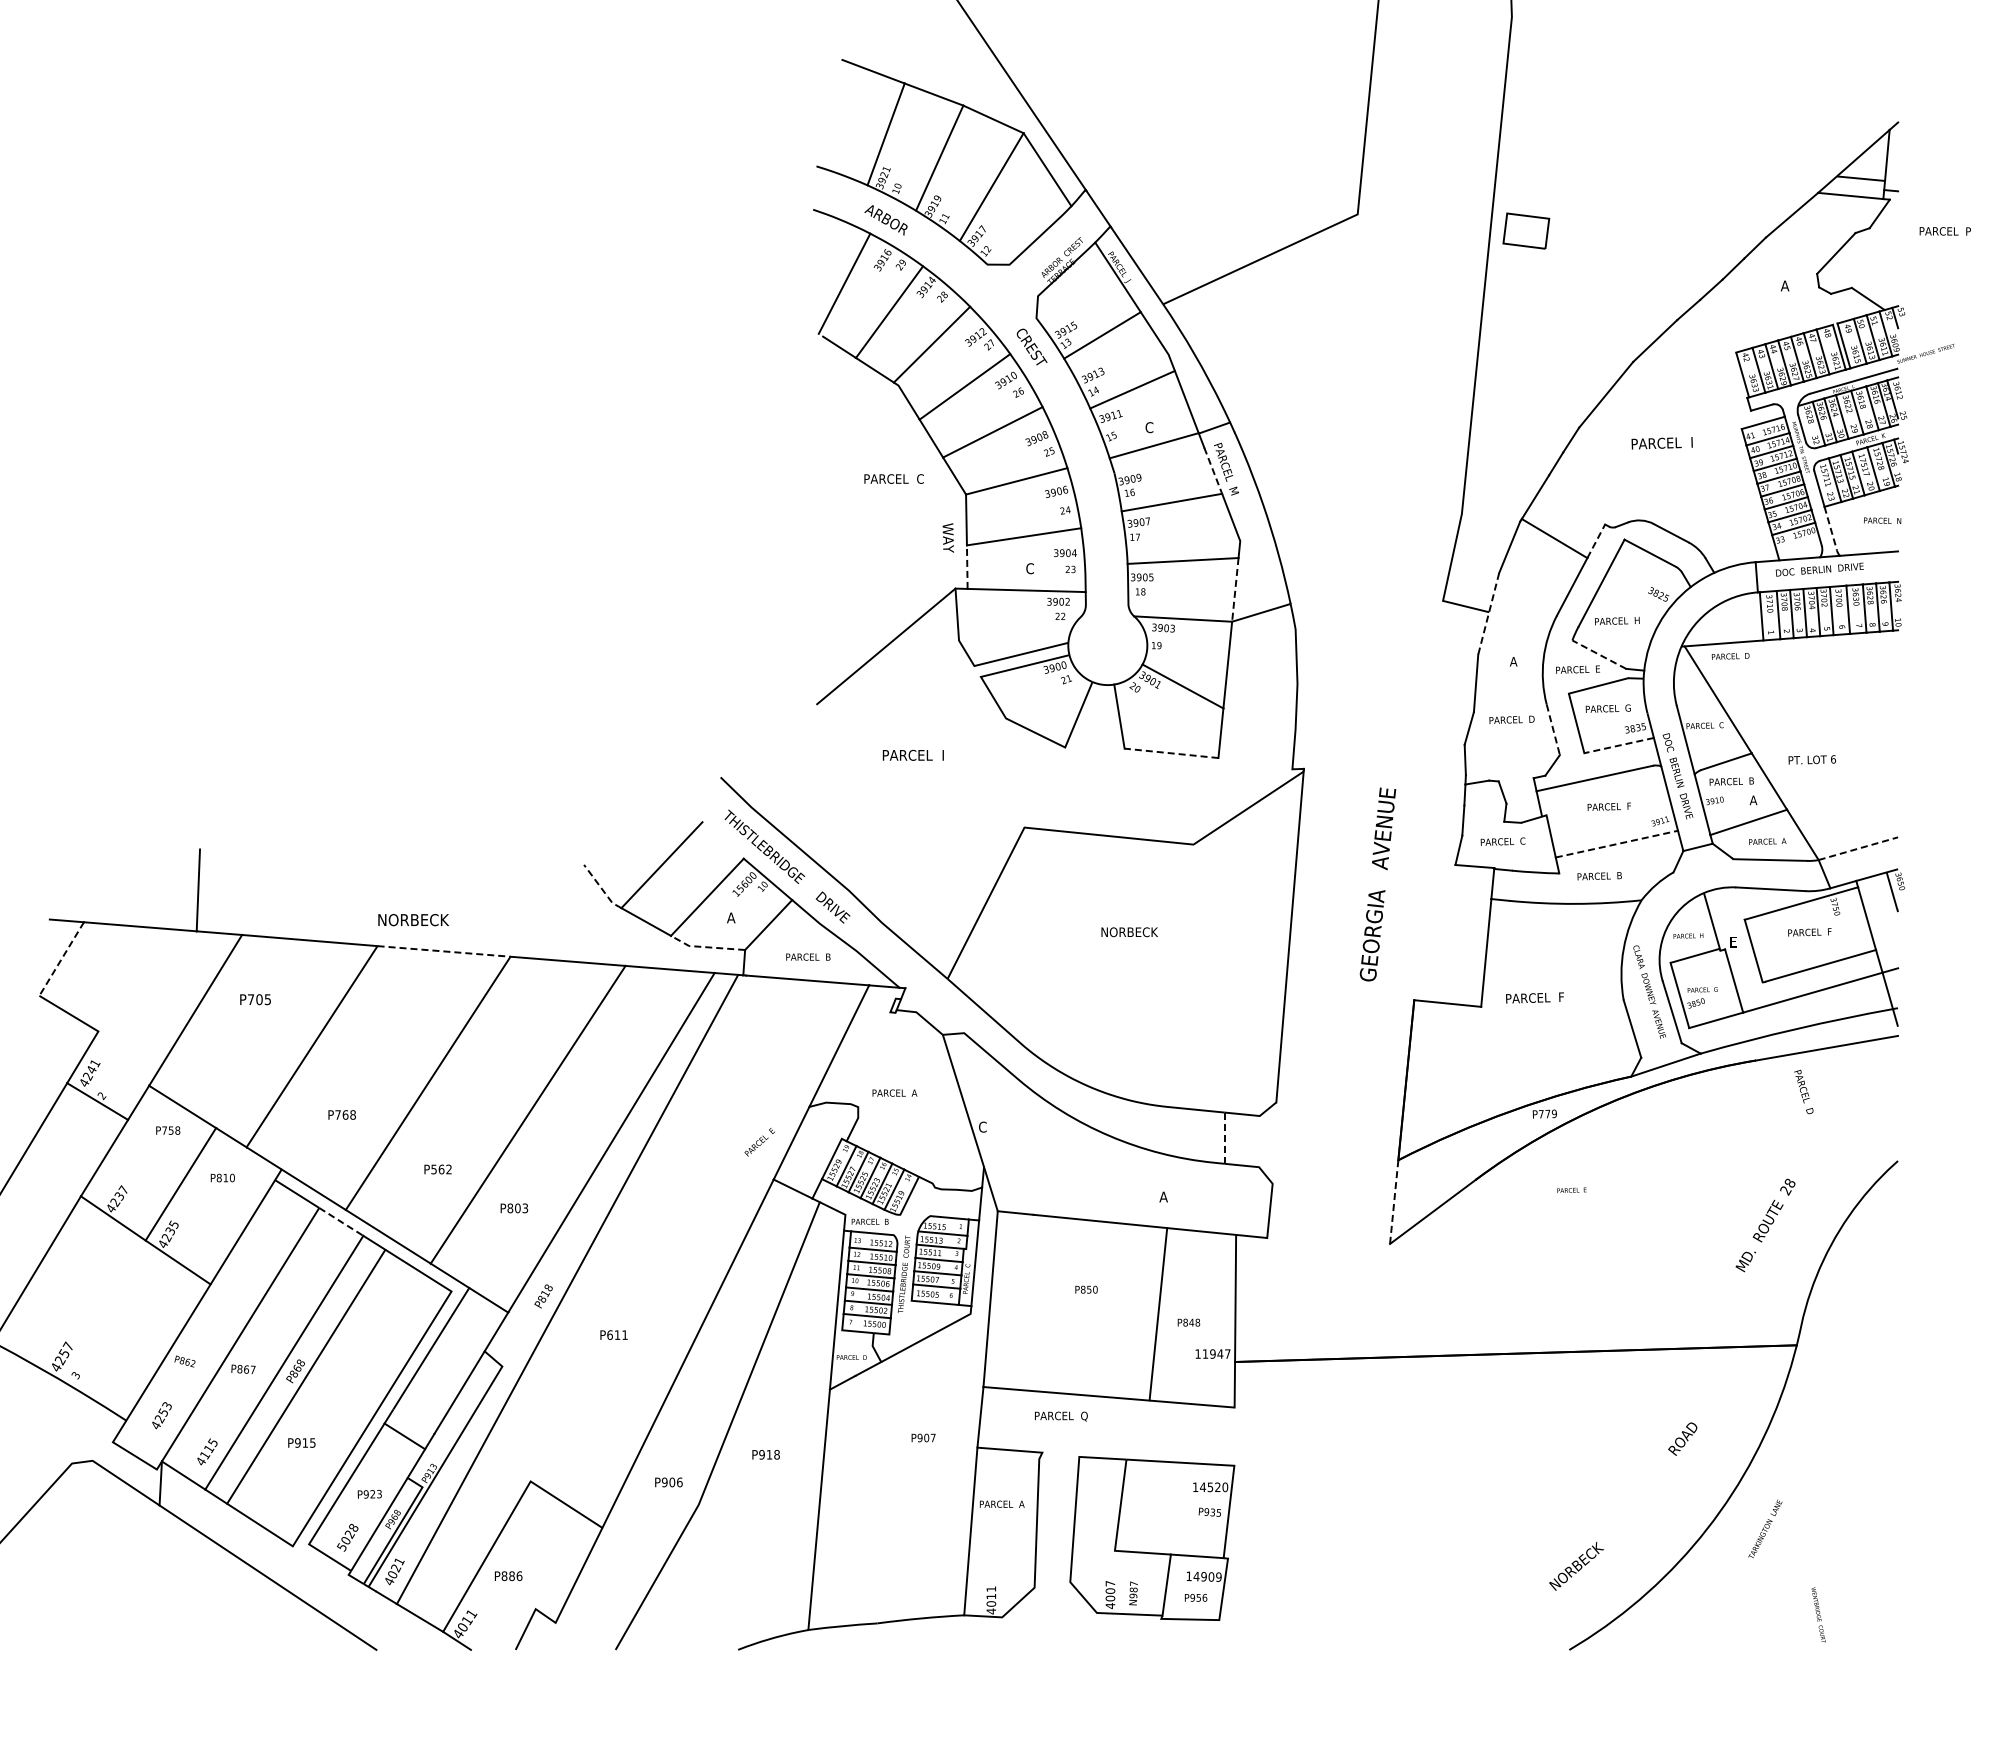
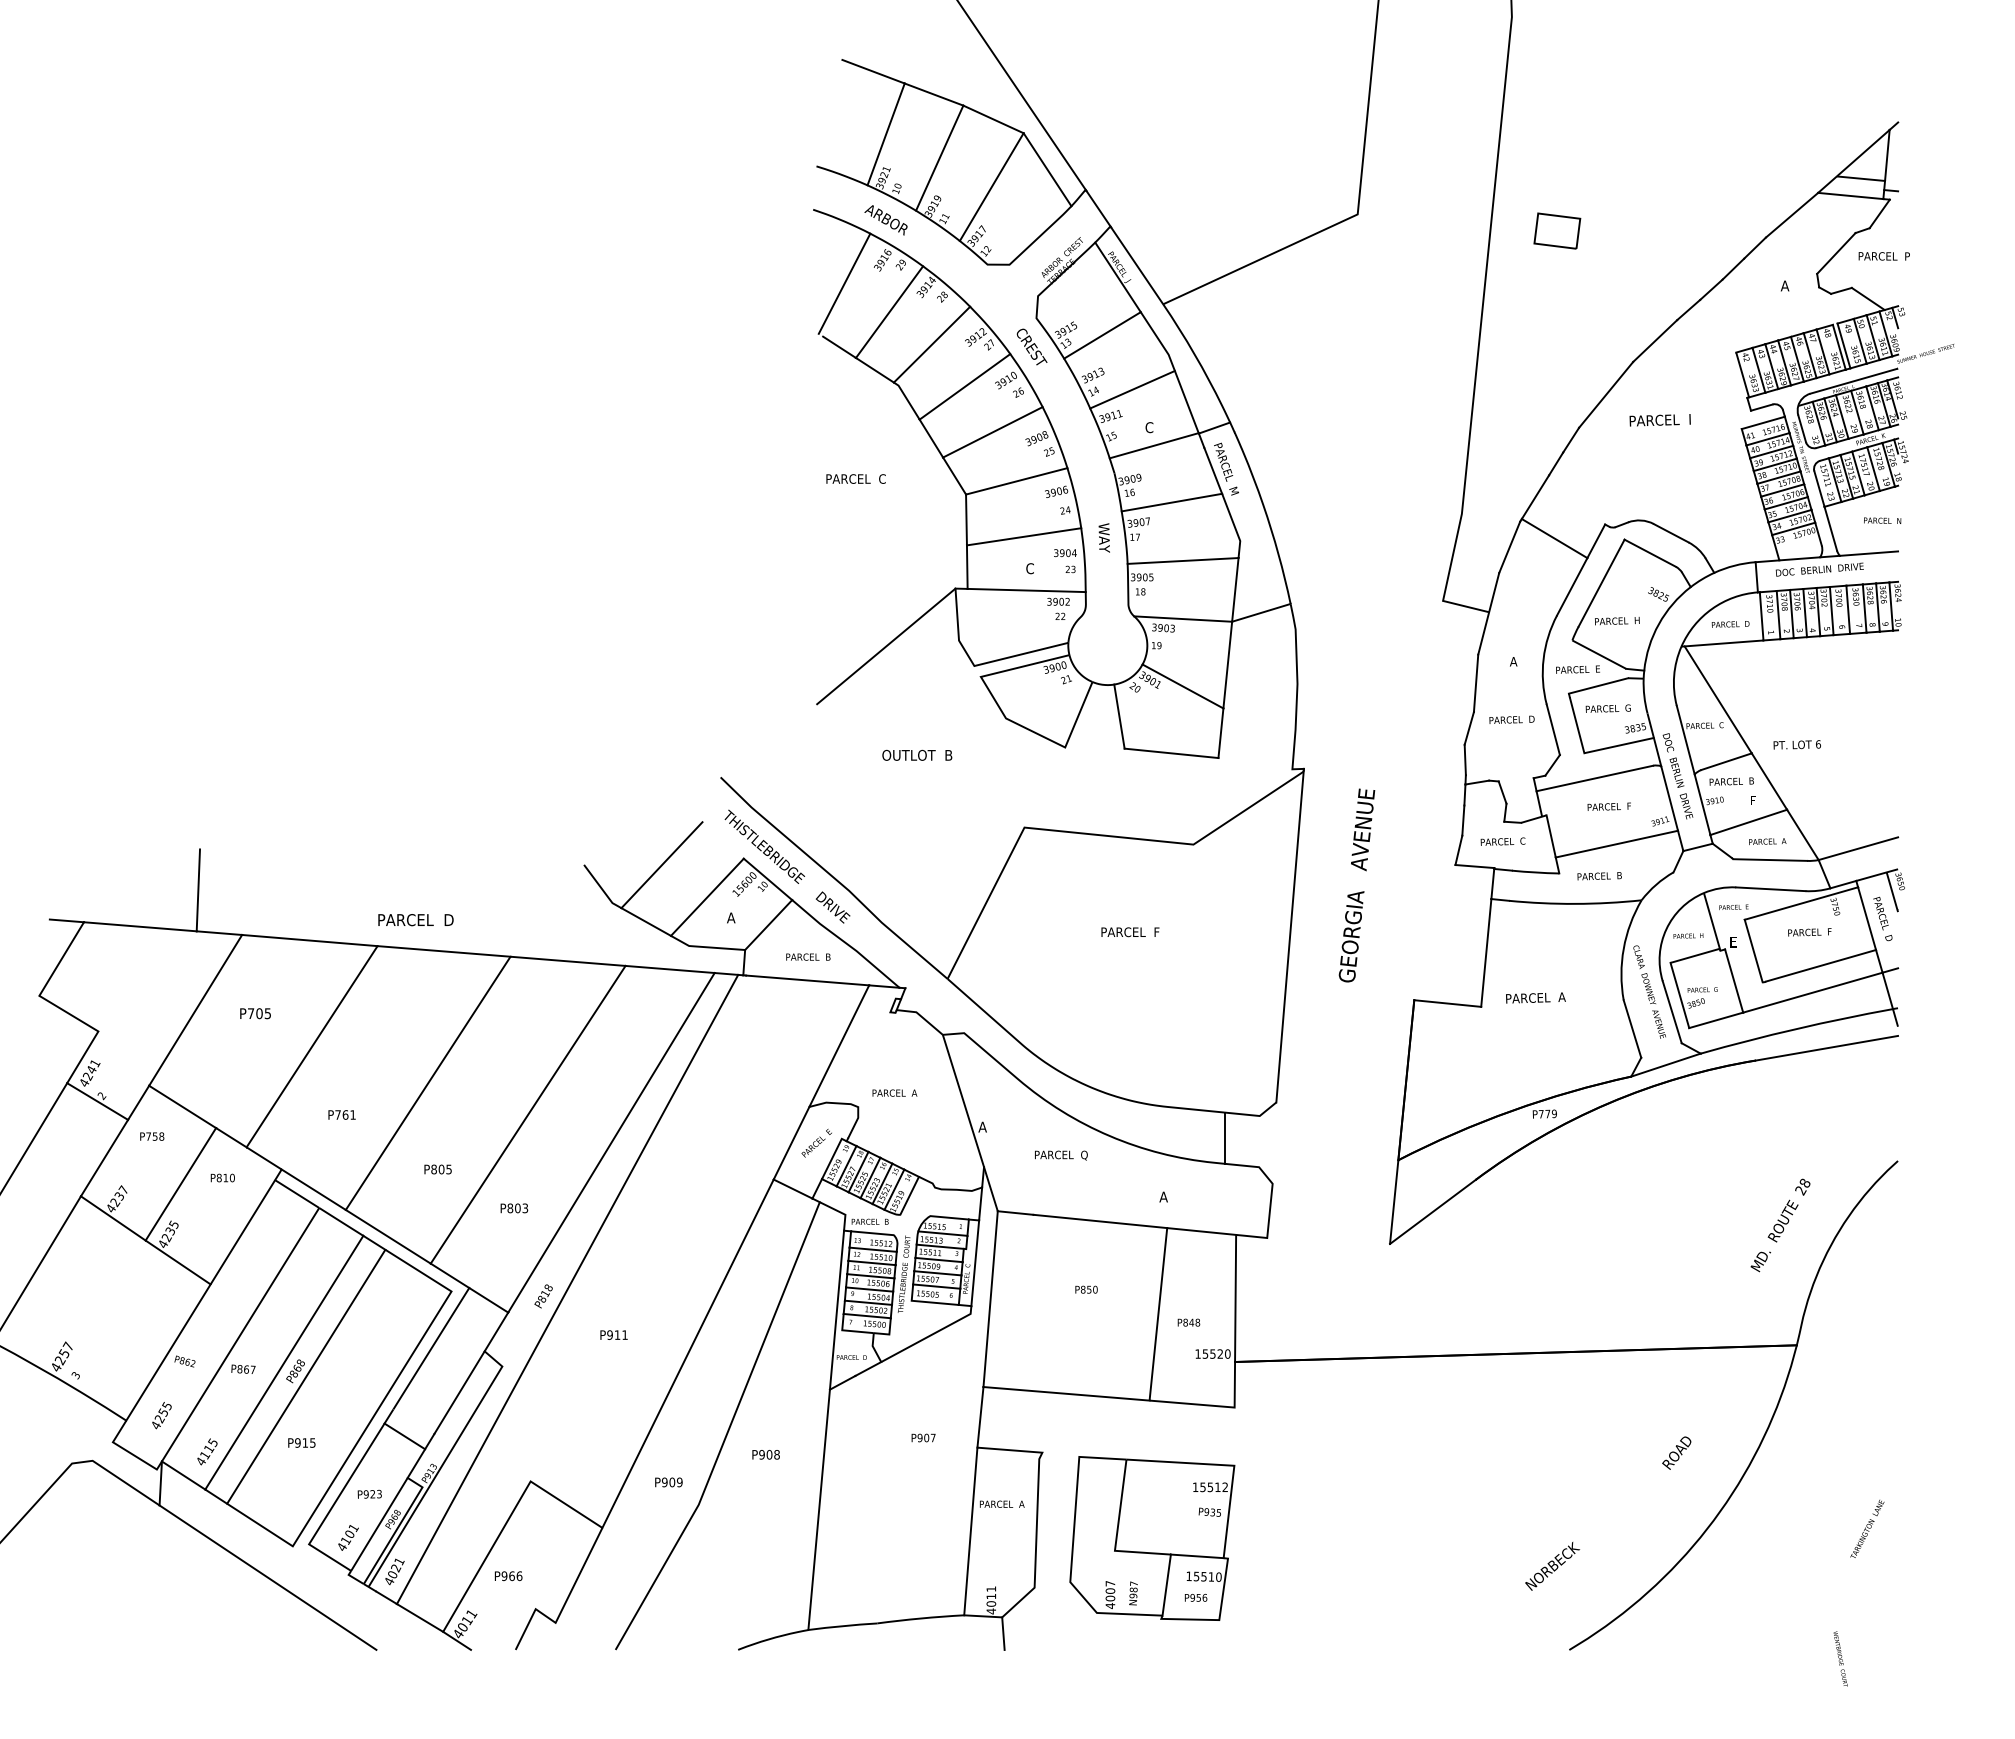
part position: (1526, 230) -> (1557, 230) (1557, 230)
text position: (1944, 231) -> (1883, 256) (1883, 256)
text position: (1661, 443) -> (1659, 420) (1659, 420)
line: dashed -> solid (1213, 470)
text position: (893, 478) -> (855, 478) (855, 478)
line: dashed -> solid (1830, 528)
text position: (947, 537) -> (1103, 537) (1103, 537)
line: dashed -> solid (1596, 541)
line: dashed -> solid (967, 567)
line: dashed -> solid (1235, 590)
line: dashed -> solid (1488, 614)
line: dashed -> solid (1598, 654)
text position: (1730, 656) -> (1730, 624) (1730, 624)
line: dashed -> solid (1553, 730)
line: dashed -> solid (1620, 745)
line: dashed -> solid (1171, 753)
text: PARCEL  I -> OUTLOT  B (917, 754)
text position: (1811, 759) -> (1796, 744) (1796, 744)
text: A -> F (1753, 800)
line: dashed -> solid (1616, 844)
line: dashed -> solid (1858, 848)
text position: (1377, 884) -> (1356, 885) (1356, 885)
line: dashed -> solid (601, 888)
text: NORBECK -> PARCEL  D (416, 920)
text: NORBECK -> PARCEL  F (1130, 932)
line: dashed -> solid (705, 947)
line: dashed -> solid (444, 951)
line: dashed -> solid (61, 959)
text: PARCEL  F -> PARCEL  A (1561, 996)
text position: (255, 999) -> (255, 1013) (255, 1013)
text position: (1803, 1091) -> (1882, 918) (1882, 918)
text: P768 -> P761 (352, 1114)
text: C -> A (982, 1126)
text position: (168, 1130) -> (152, 1136) (152, 1136)
line: dashed -> solid (1224, 1138)
text position: (759, 1141) -> (816, 1142) (816, 1142)
text: P562 -> P805 (441, 1169)
text position: (1571, 1189) -> (1733, 906) (1733, 906)
line: dashed -> solid (1394, 1202)
line: dashed -> solid (341, 1222)
text position: (1765, 1225) -> (1780, 1225) (1780, 1225)
text: P611 -> P911 (609, 1334)
text: 11947 -> 15520 (1216, 1353)
text: 4253 -> 4255 (166, 1404)
text position: (1061, 1416) -> (1061, 1155) (1061, 1155)
text position: (1682, 1438) -> (1676, 1452) (1676, 1452)
text: P918 -> P908 (769, 1454)
text: P906 -> P909 (679, 1482)
text: 14520 -> 15512 (1214, 1487)
text position: (1765, 1528) -> (1867, 1528) (1867, 1528)
text: 5028 -> 4101 (347, 1537)
text position: (1576, 1566) -> (1552, 1566) (1552, 1566)
text: P886 -> P966 (507, 1576)
text: 14909 -> 15510 (1207, 1576)
text position: (1818, 1614) -> (1840, 1658) (1840, 1658)
line: none -> present (1003, 1633)
